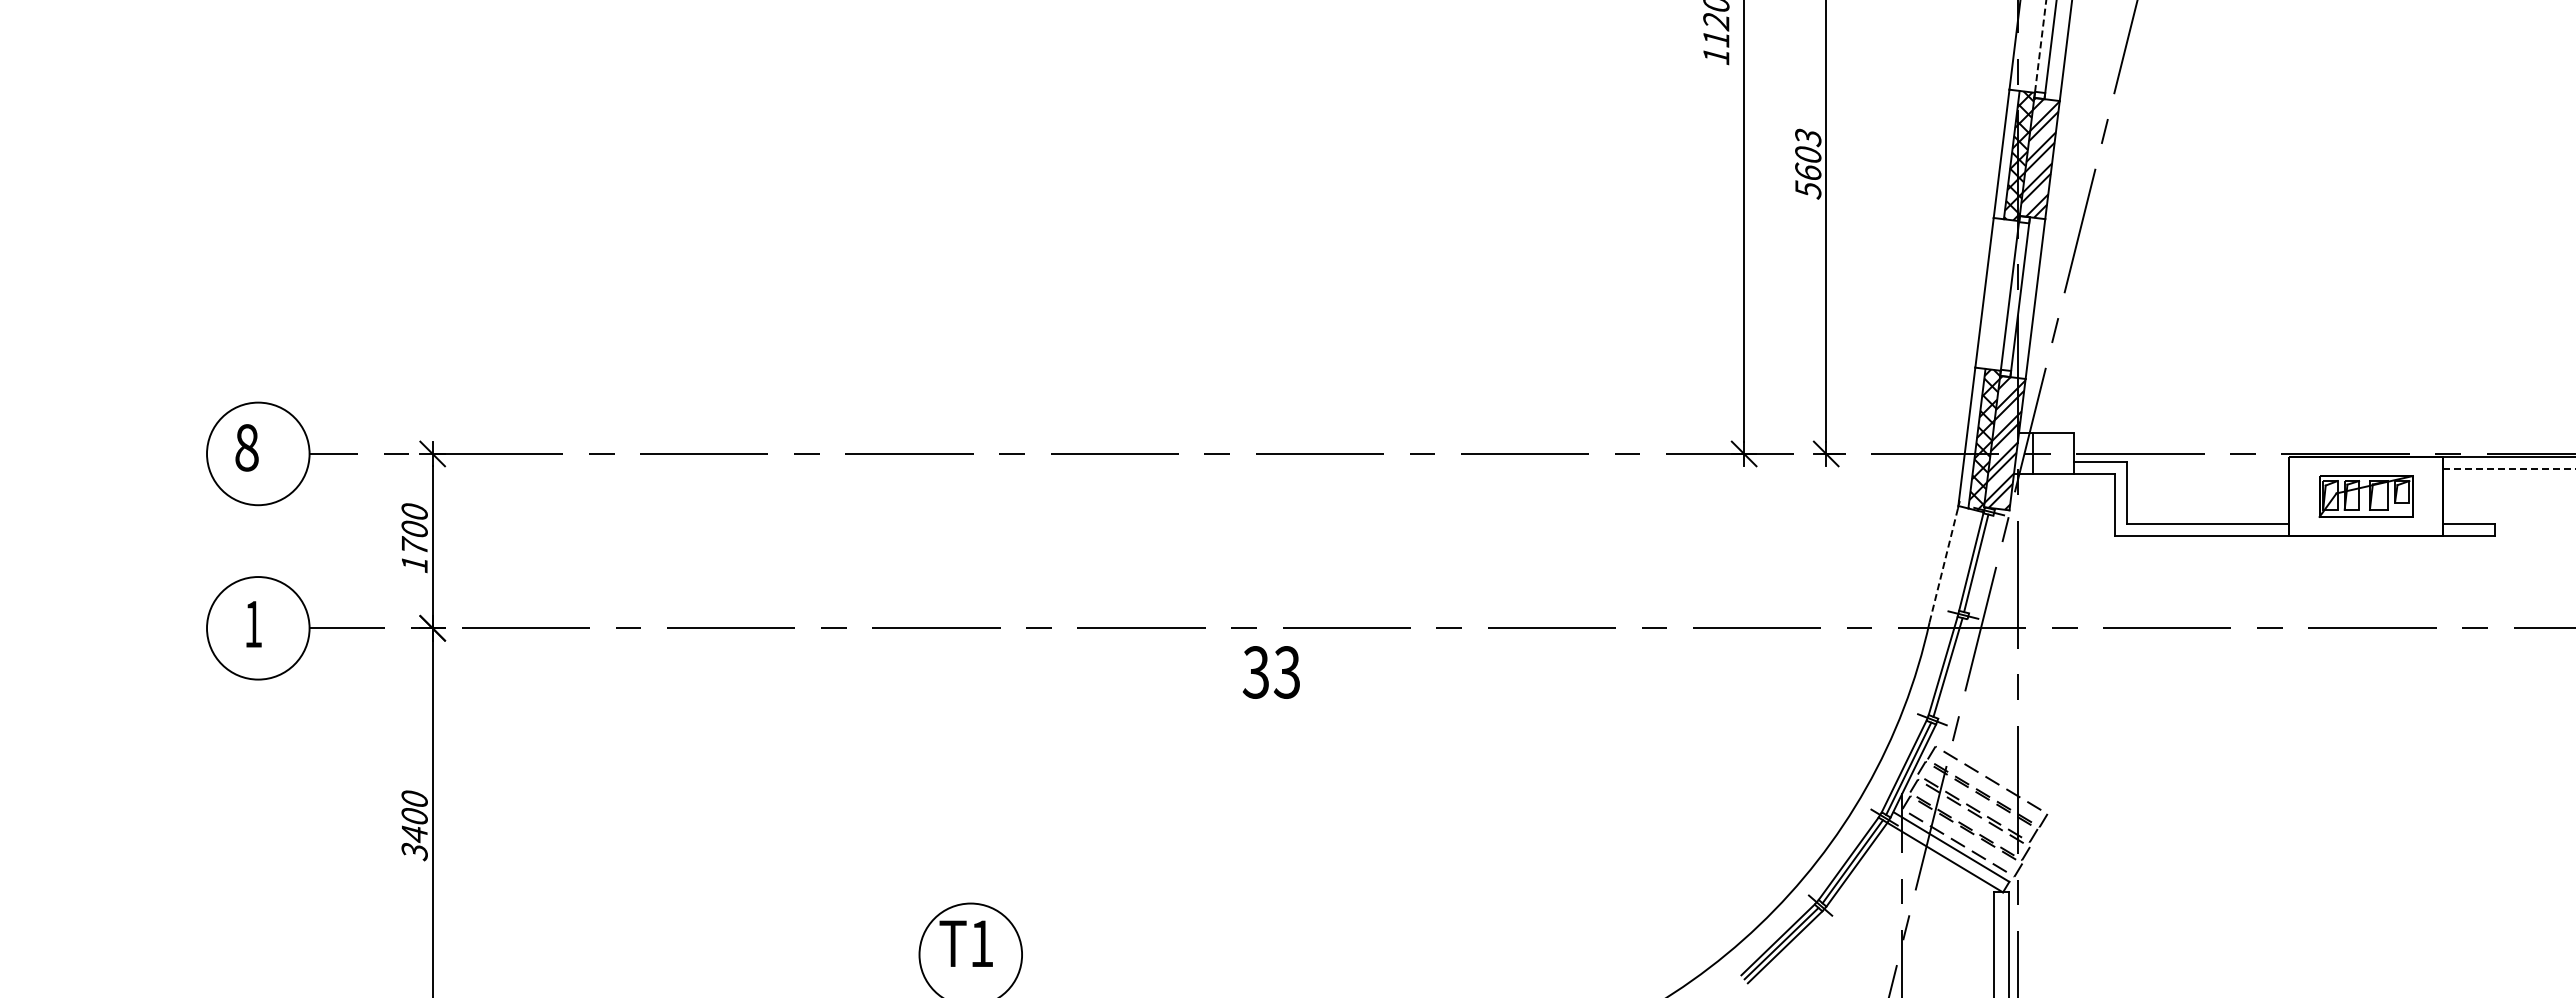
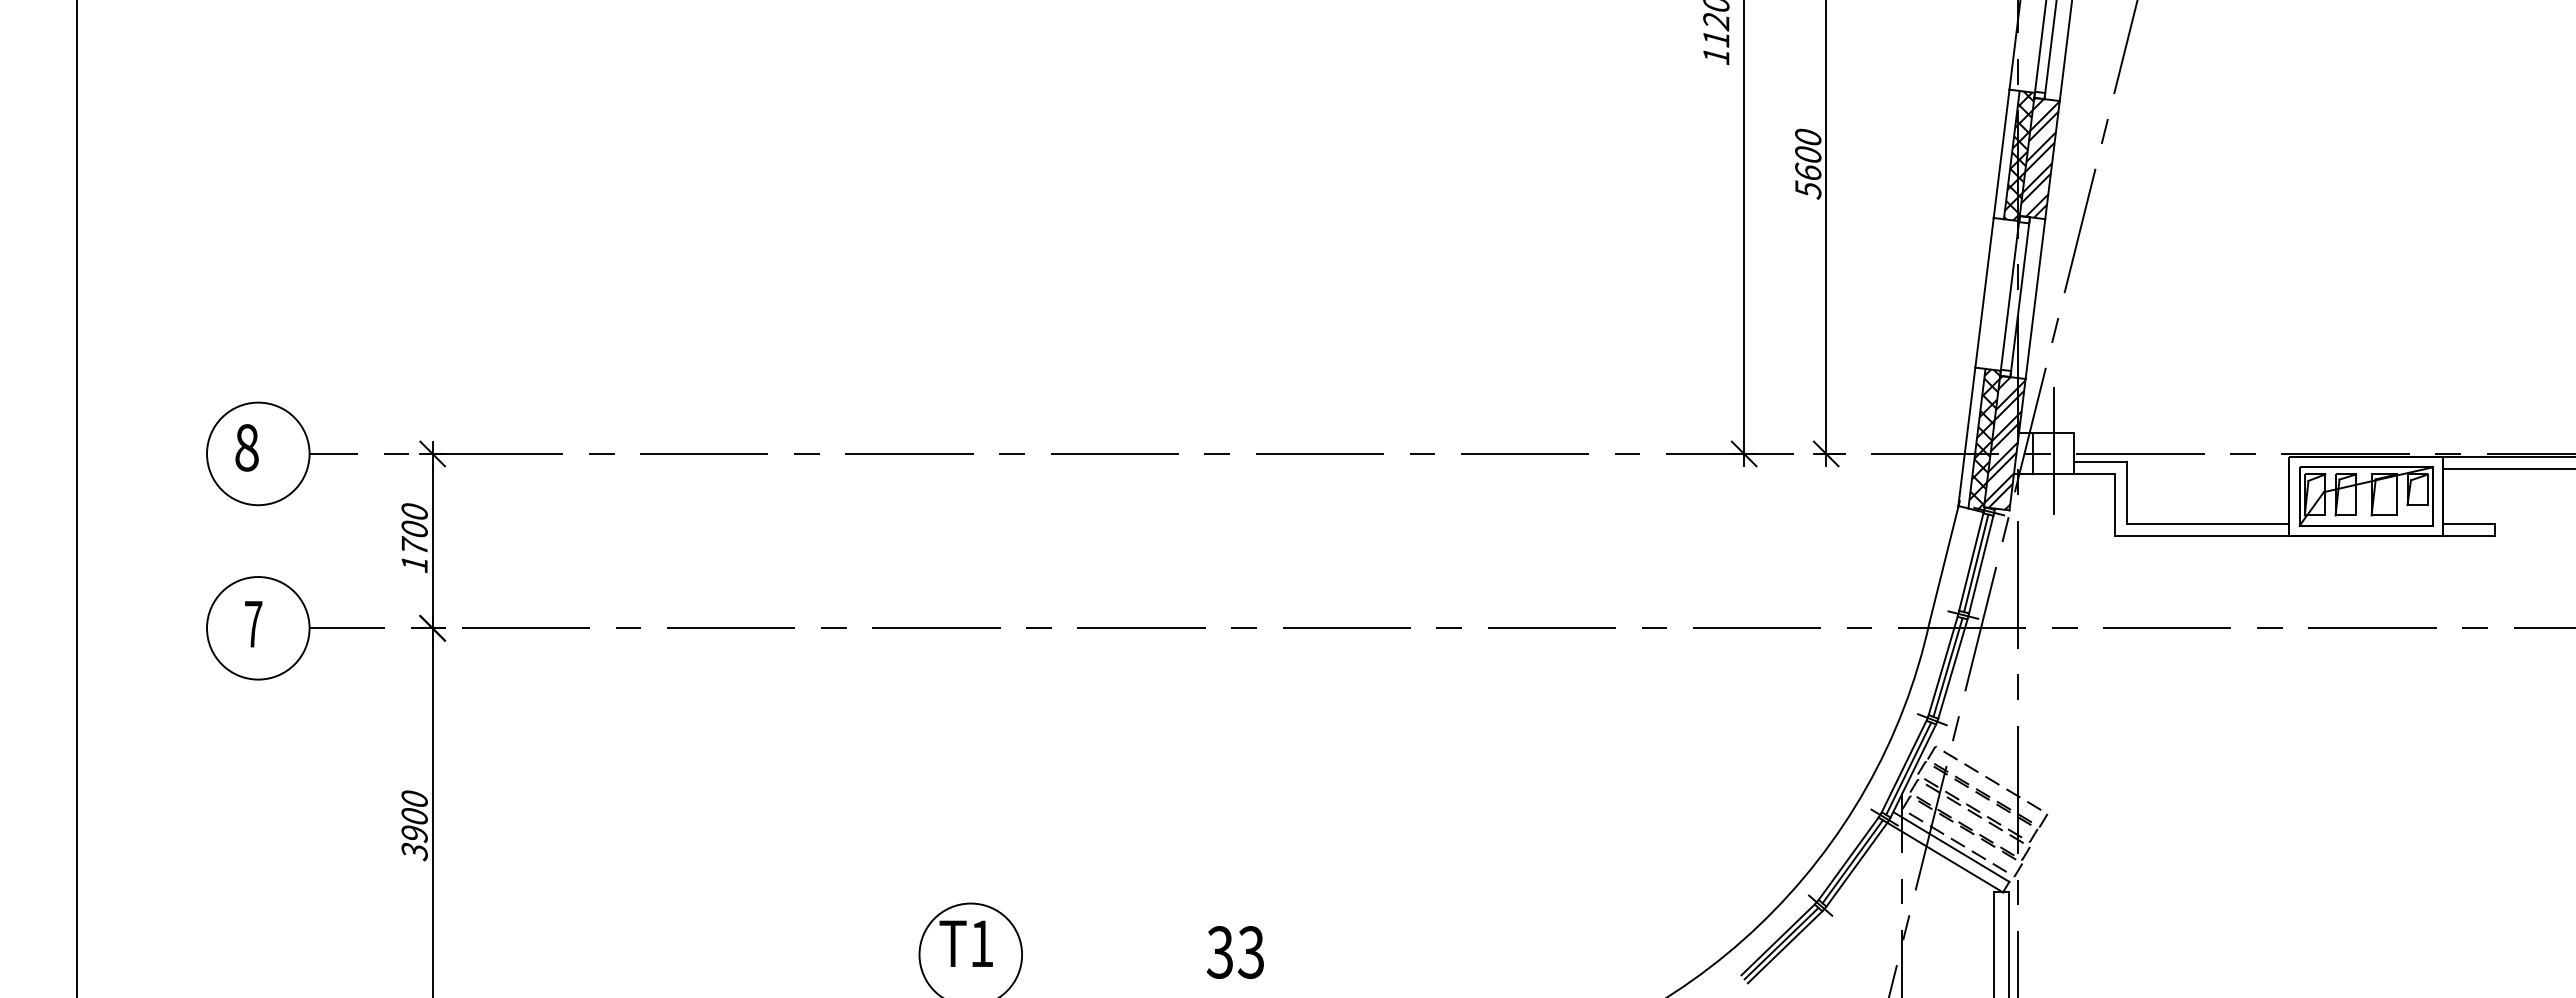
line: dashed -> solid (2040, 47)
text: 5603 -> 5600 (1808, 137)
line: none -> present (2053, 443)
line: dashed -> solid (2509, 469)
part size: 96x43 px -> 136x61 px (2365, 496)
line: none -> present (77, 498)
line: dashed -> solid (1944, 561)
line: none -> present (1981, 564)
text: 1 -> 7 (253, 624)
line: none -> present (1952, 668)
text position: (1270, 672) -> (1234, 952) (1234, 952)
text: 3400 -> 3900 (414, 834)
